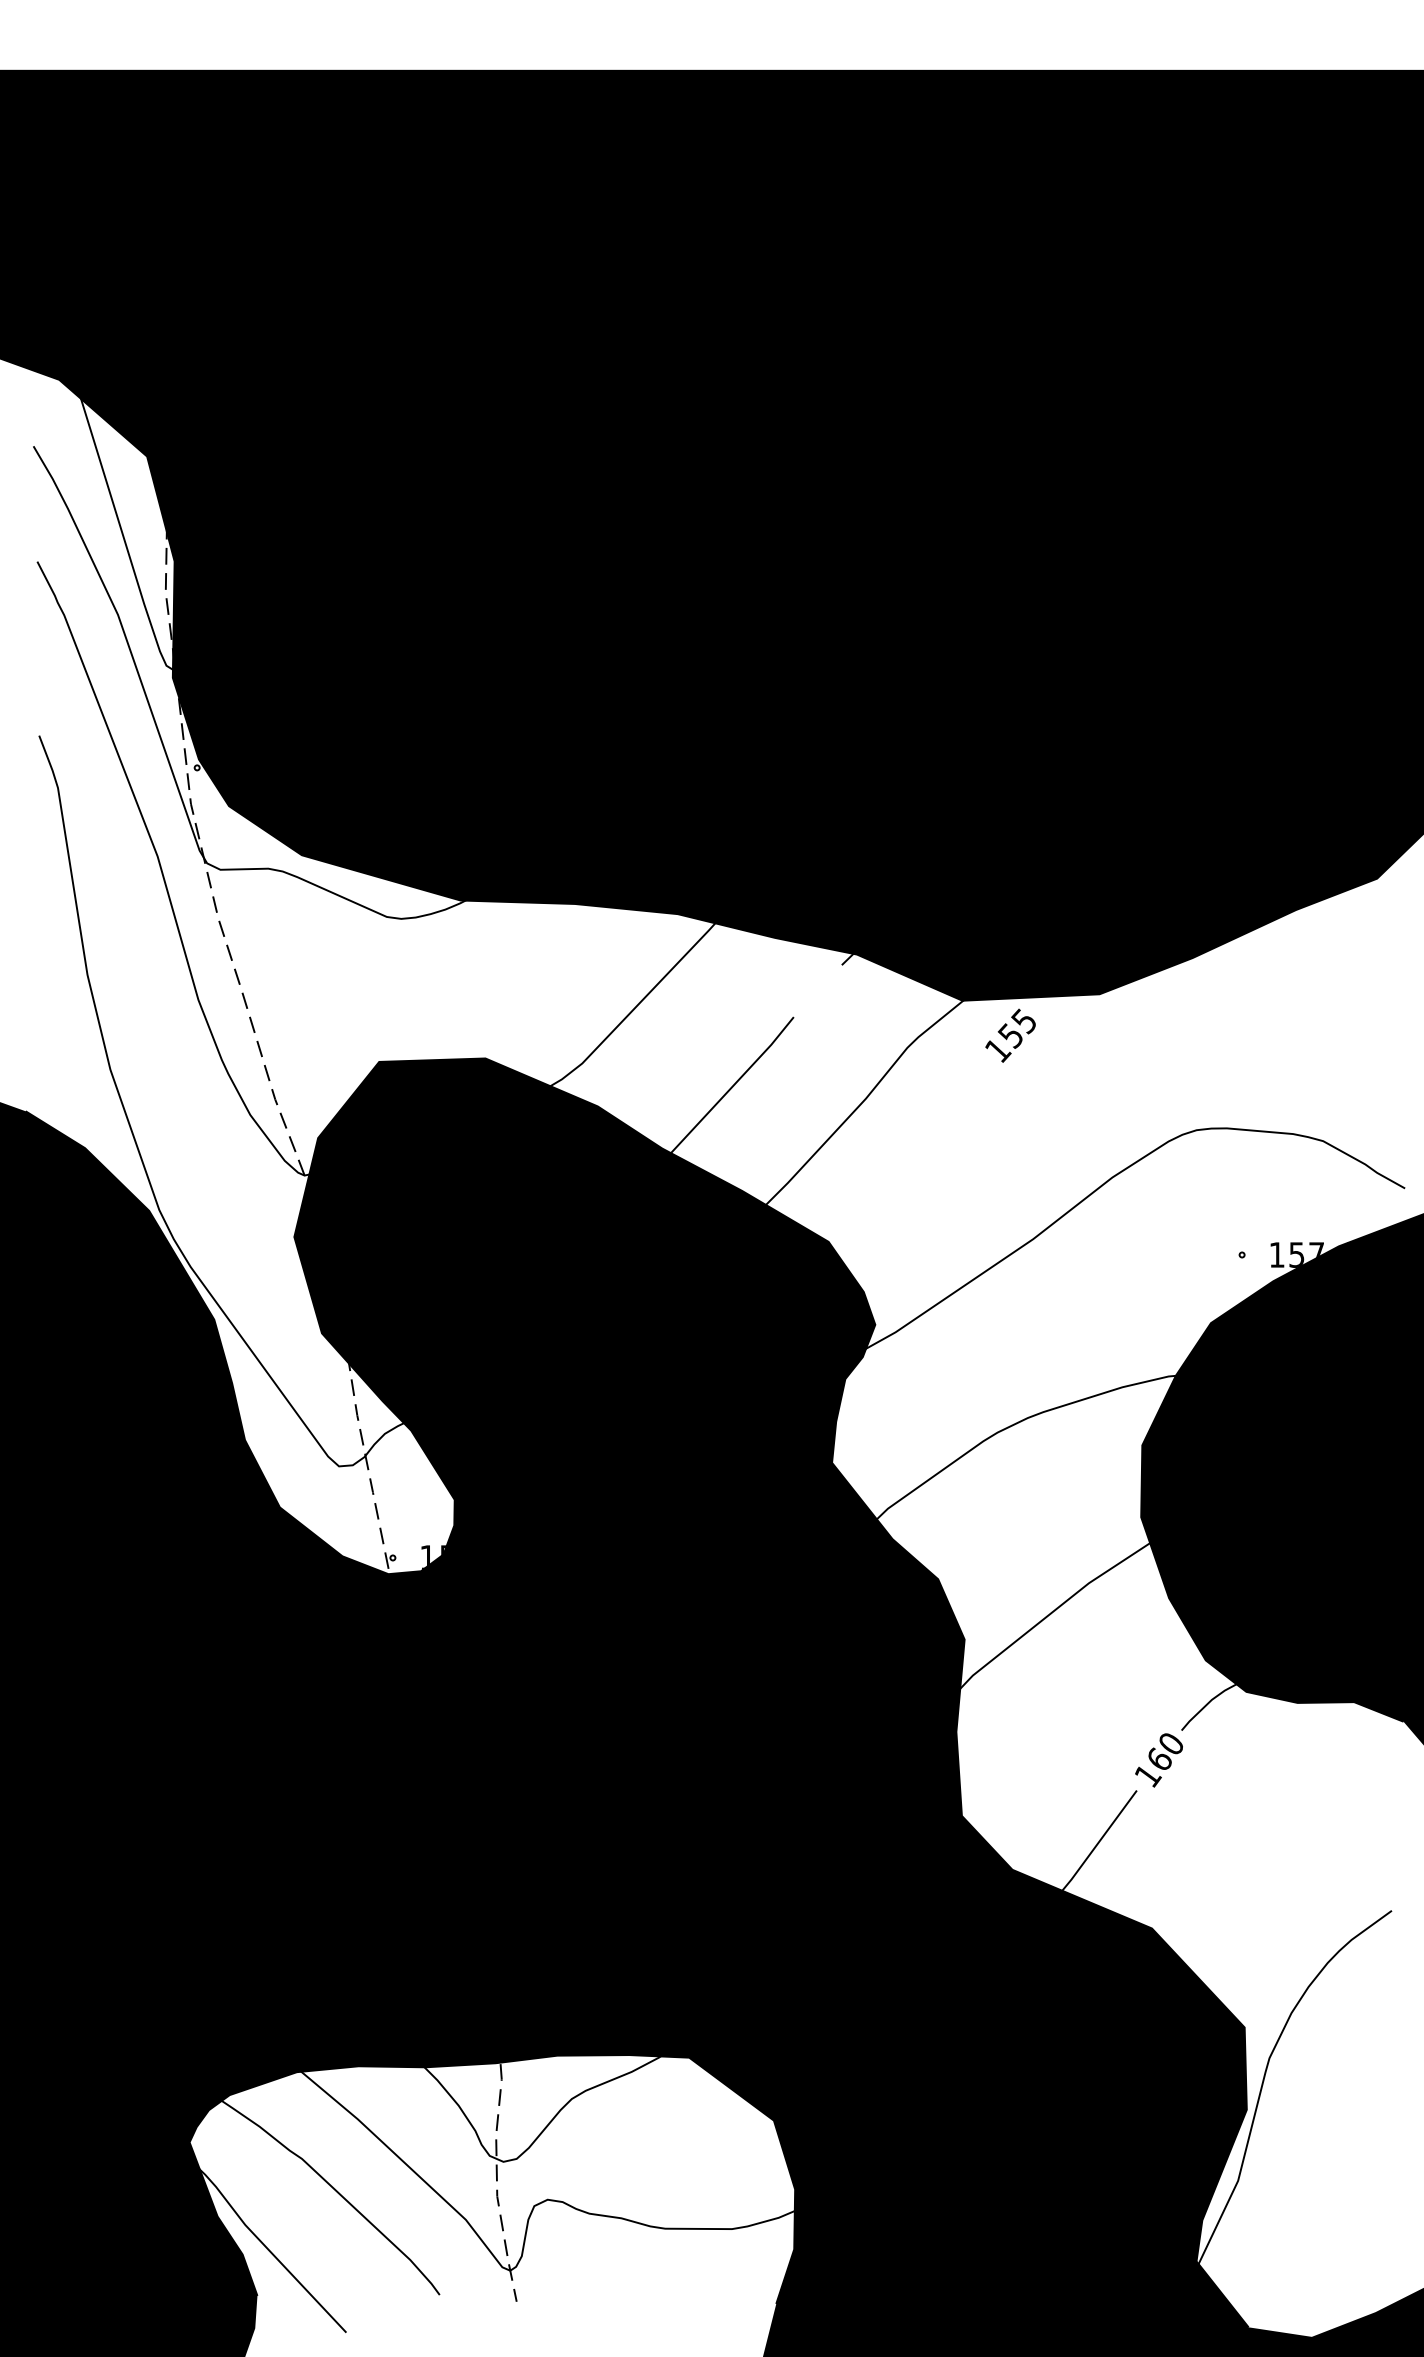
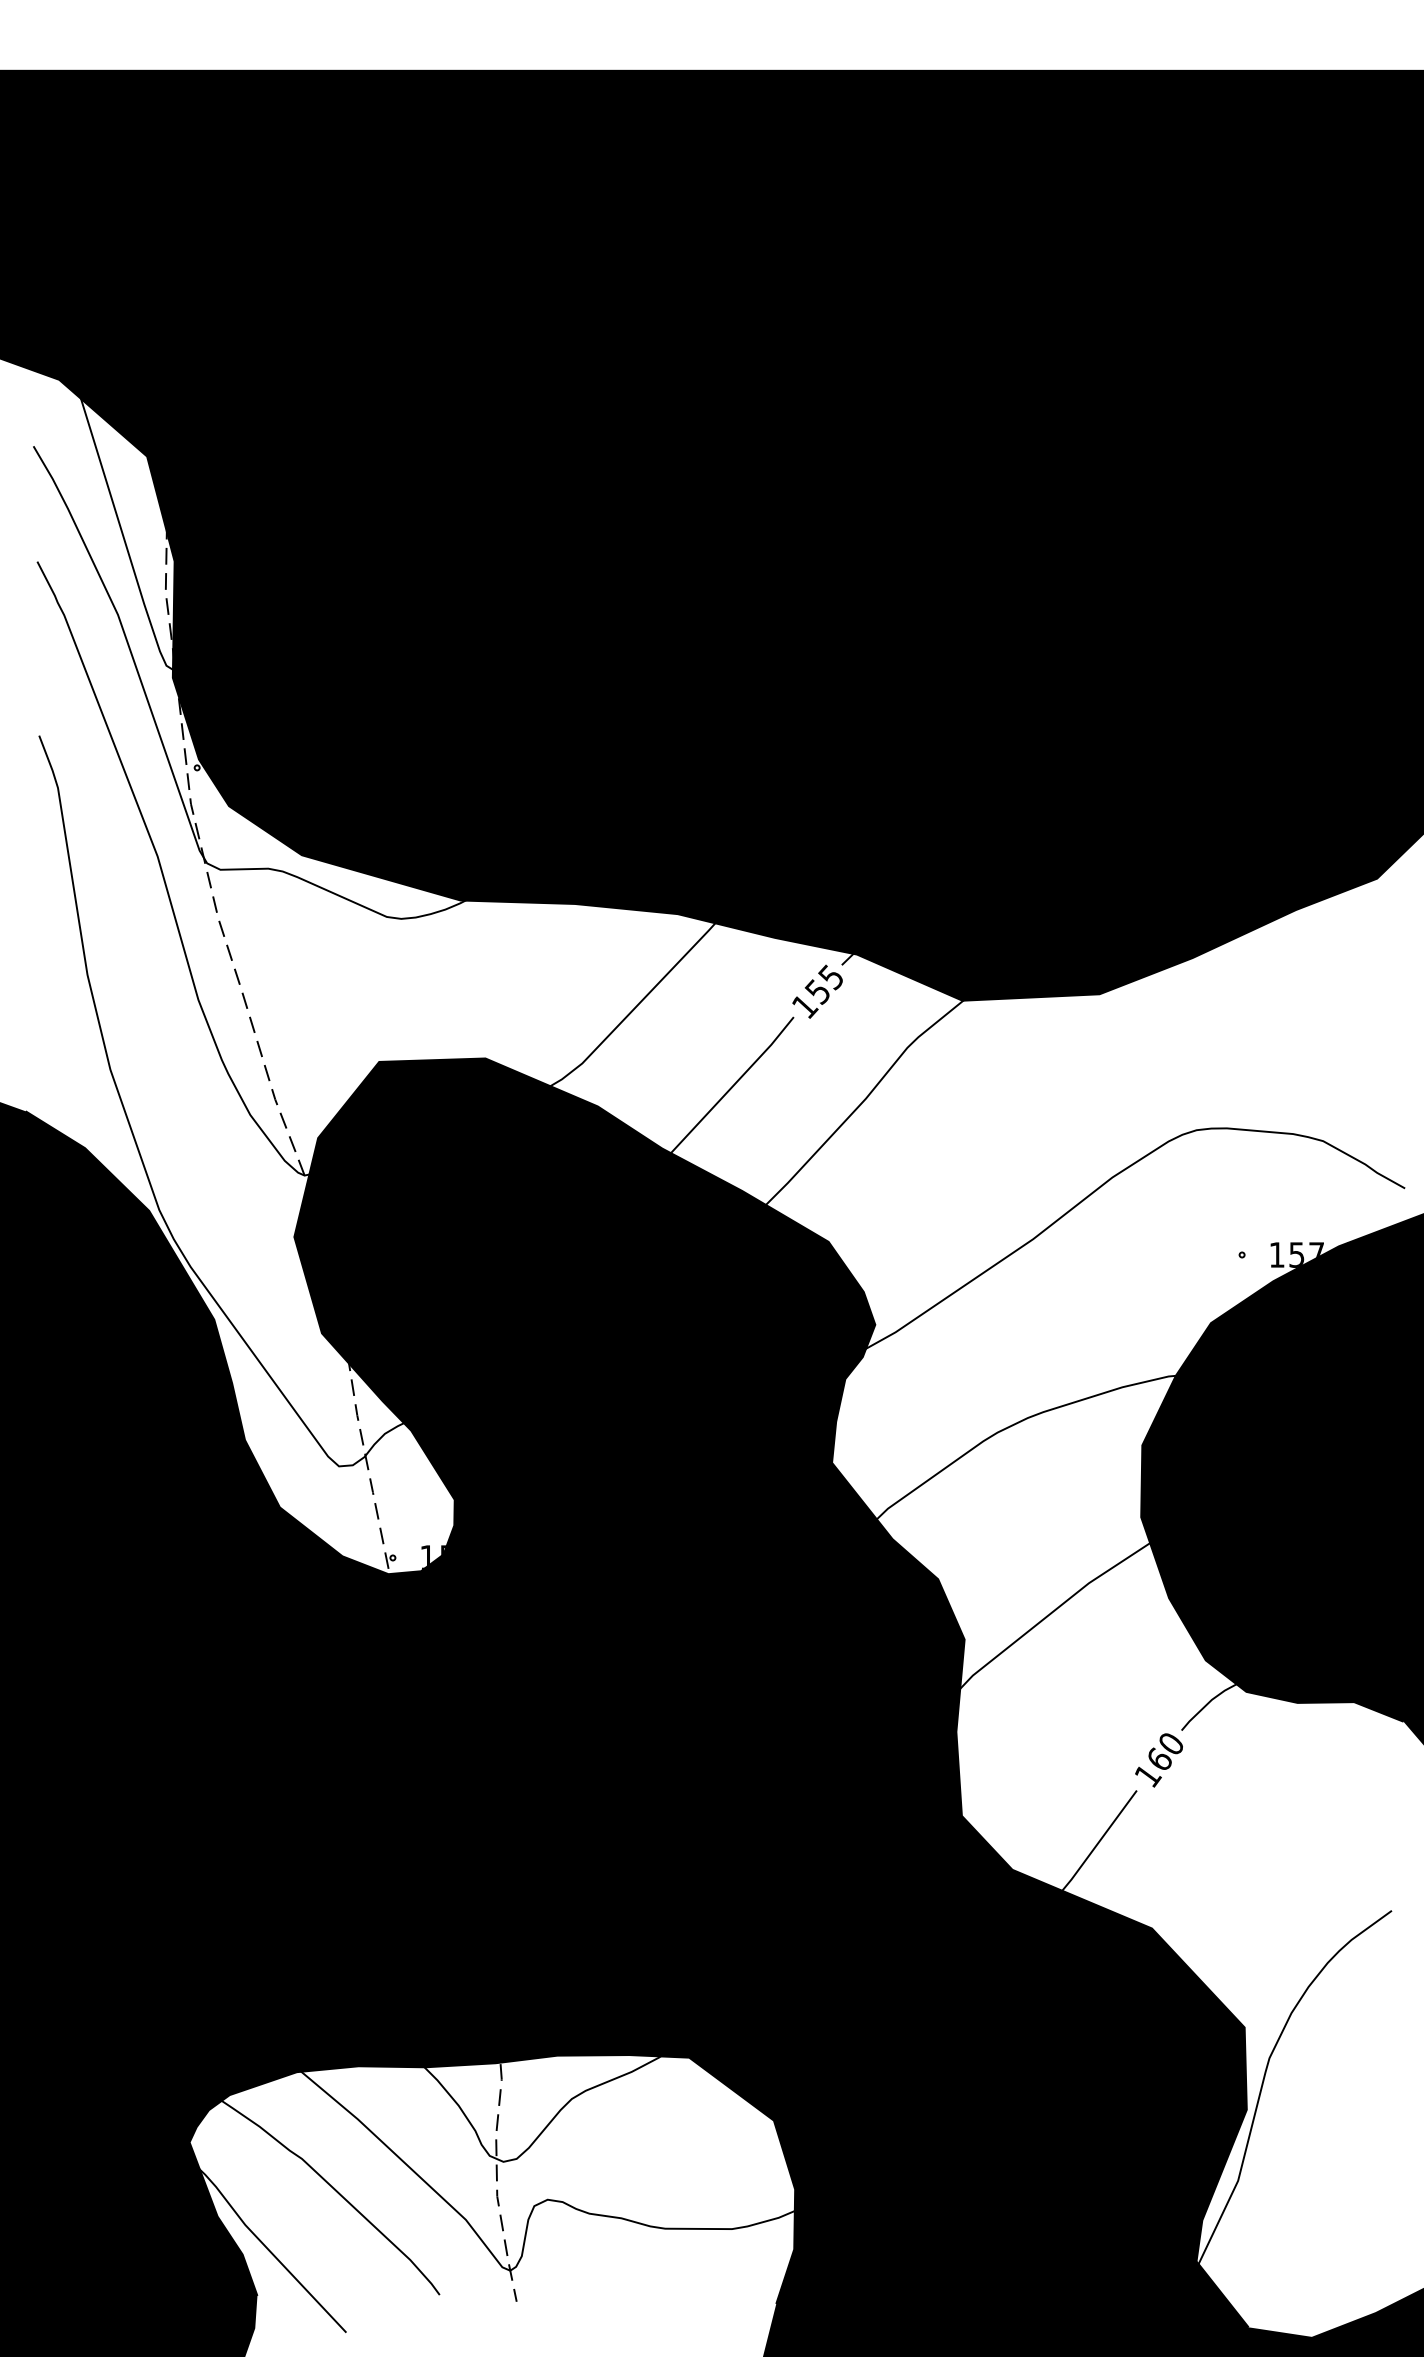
text position: (1010, 1035) -> (817, 991) (817, 991)
